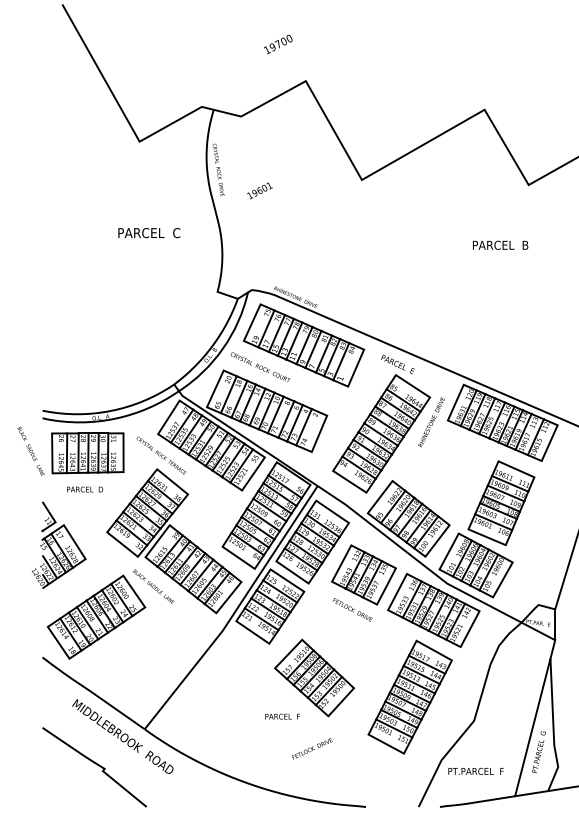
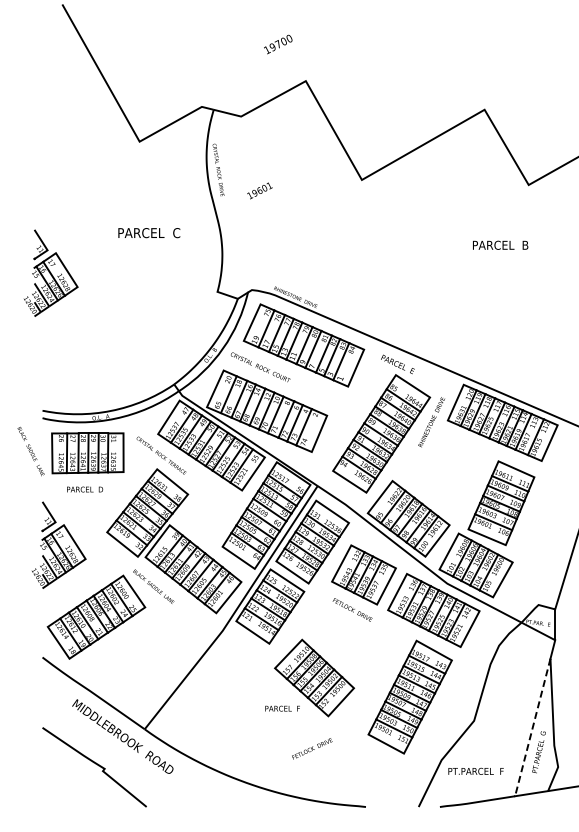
part: none -> present (50, 272)
text position: (282, 716) -> (282, 708) (282, 708)
line: solid -> dashed (532, 728)
